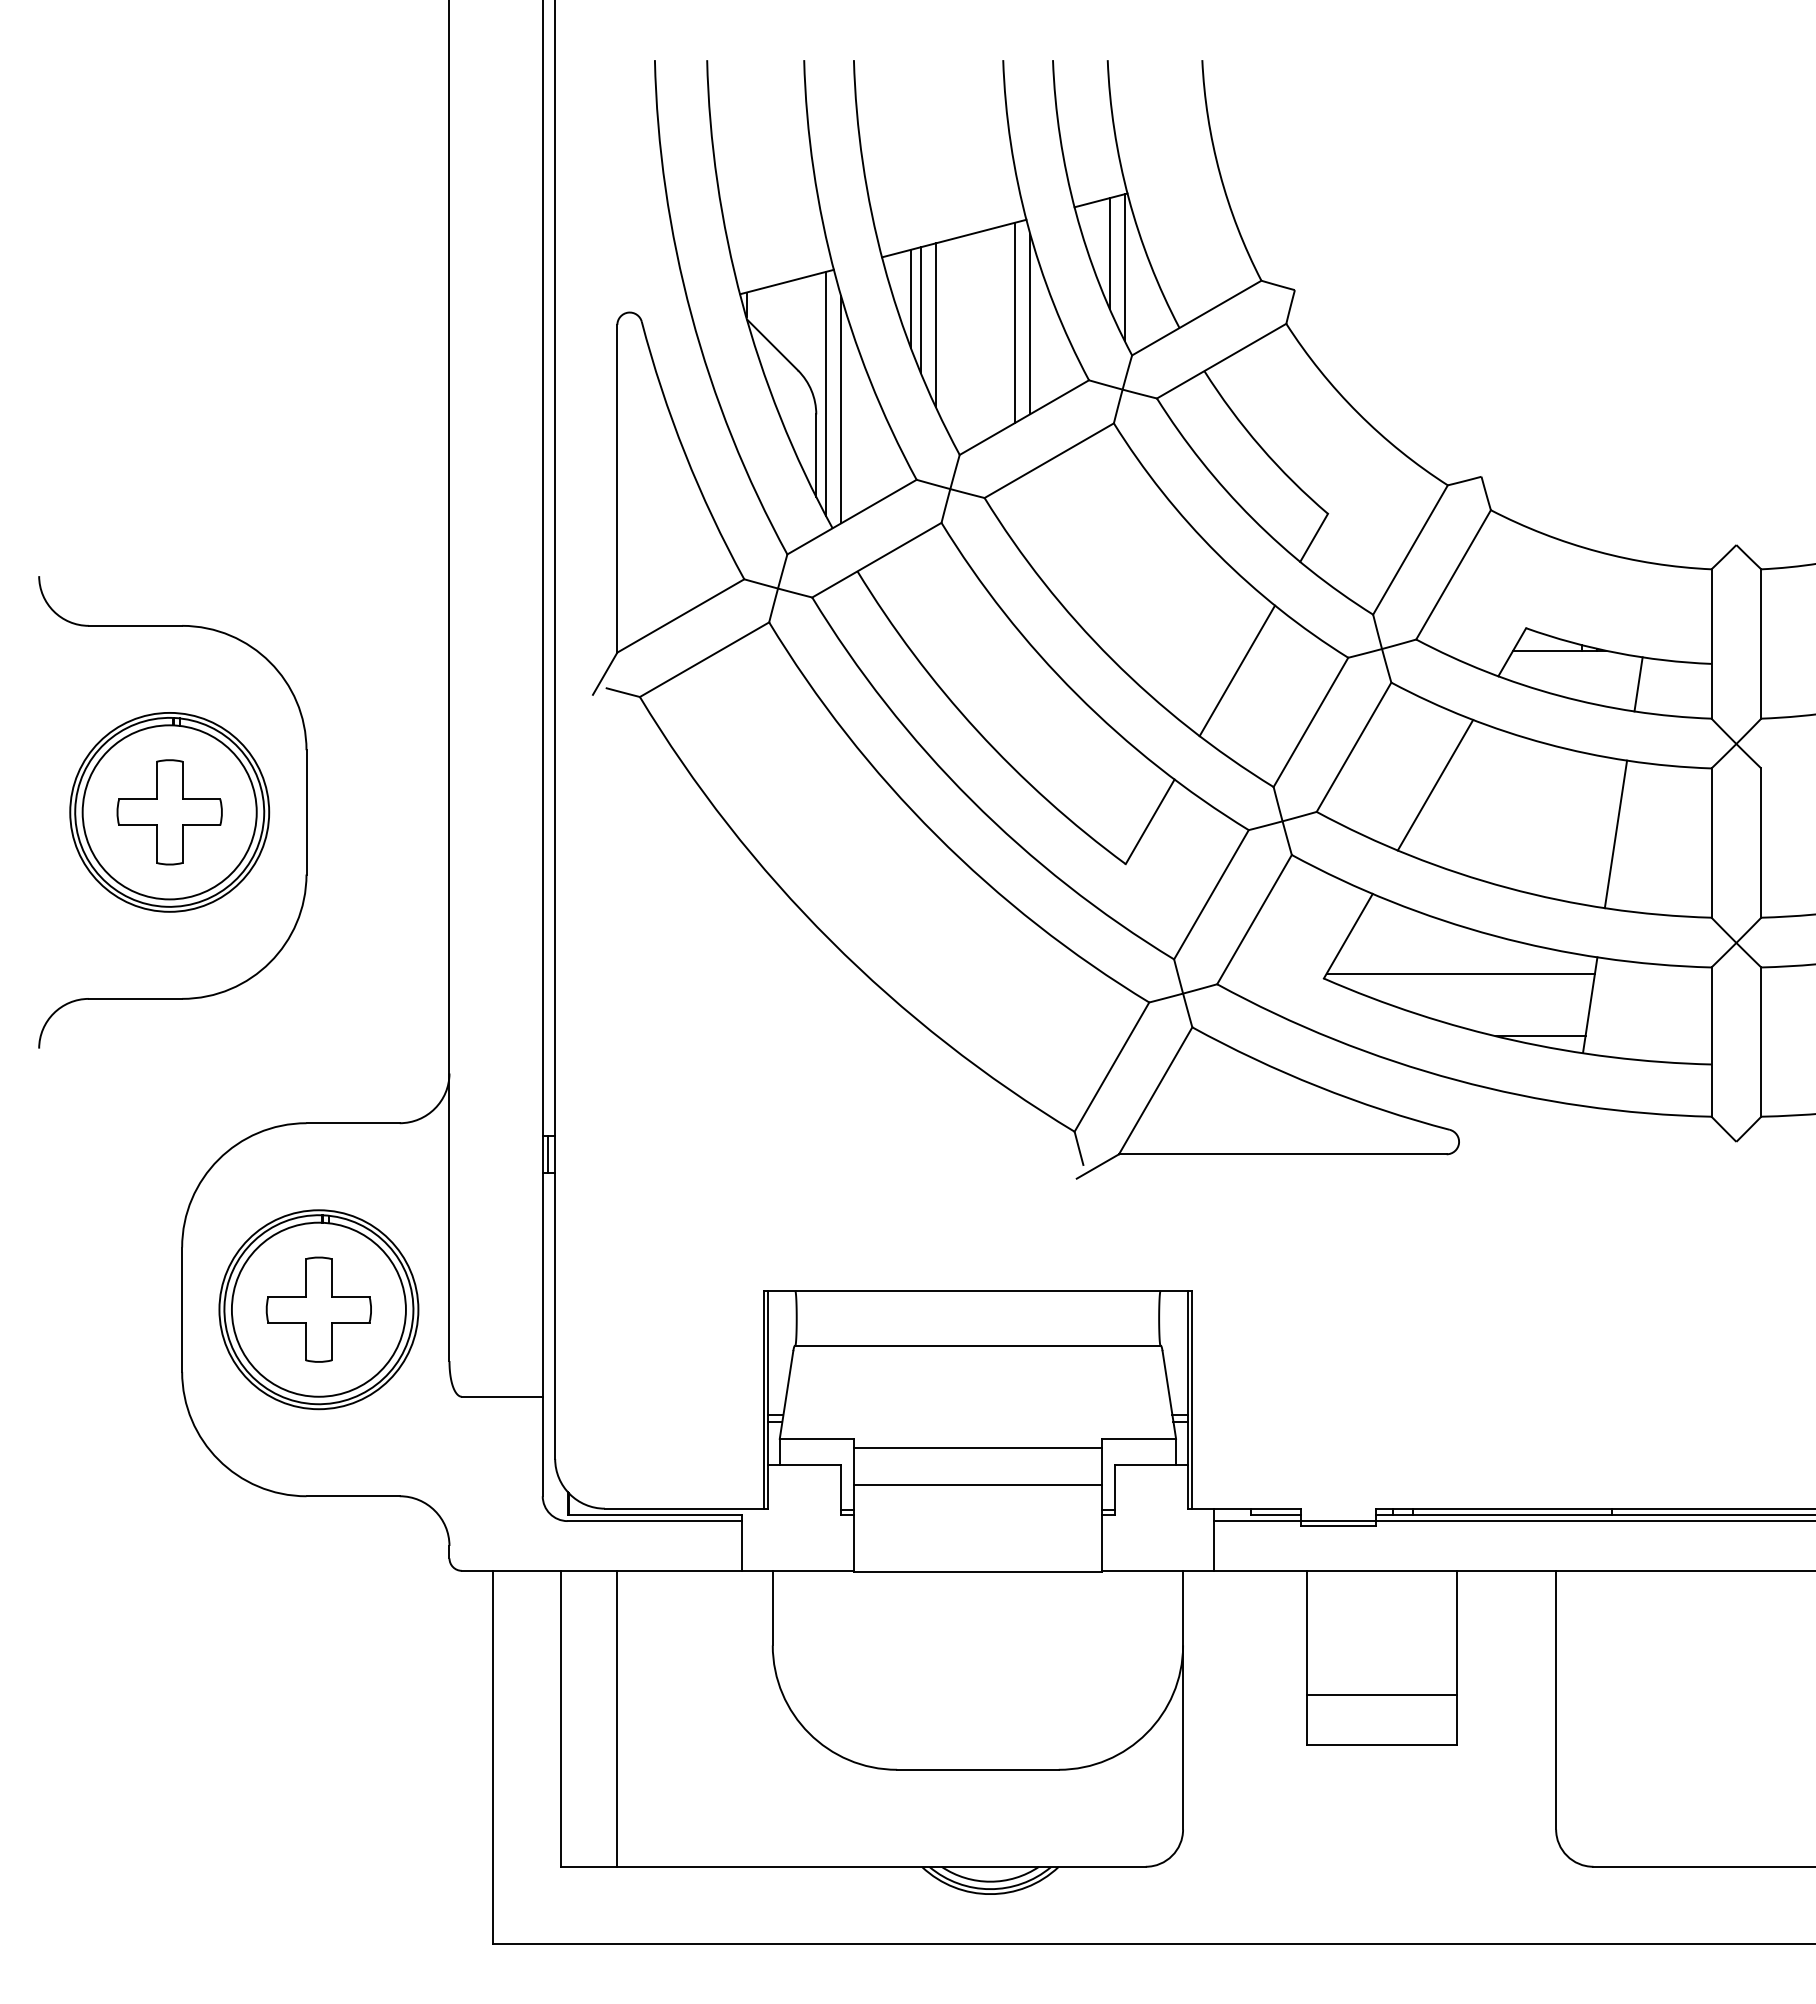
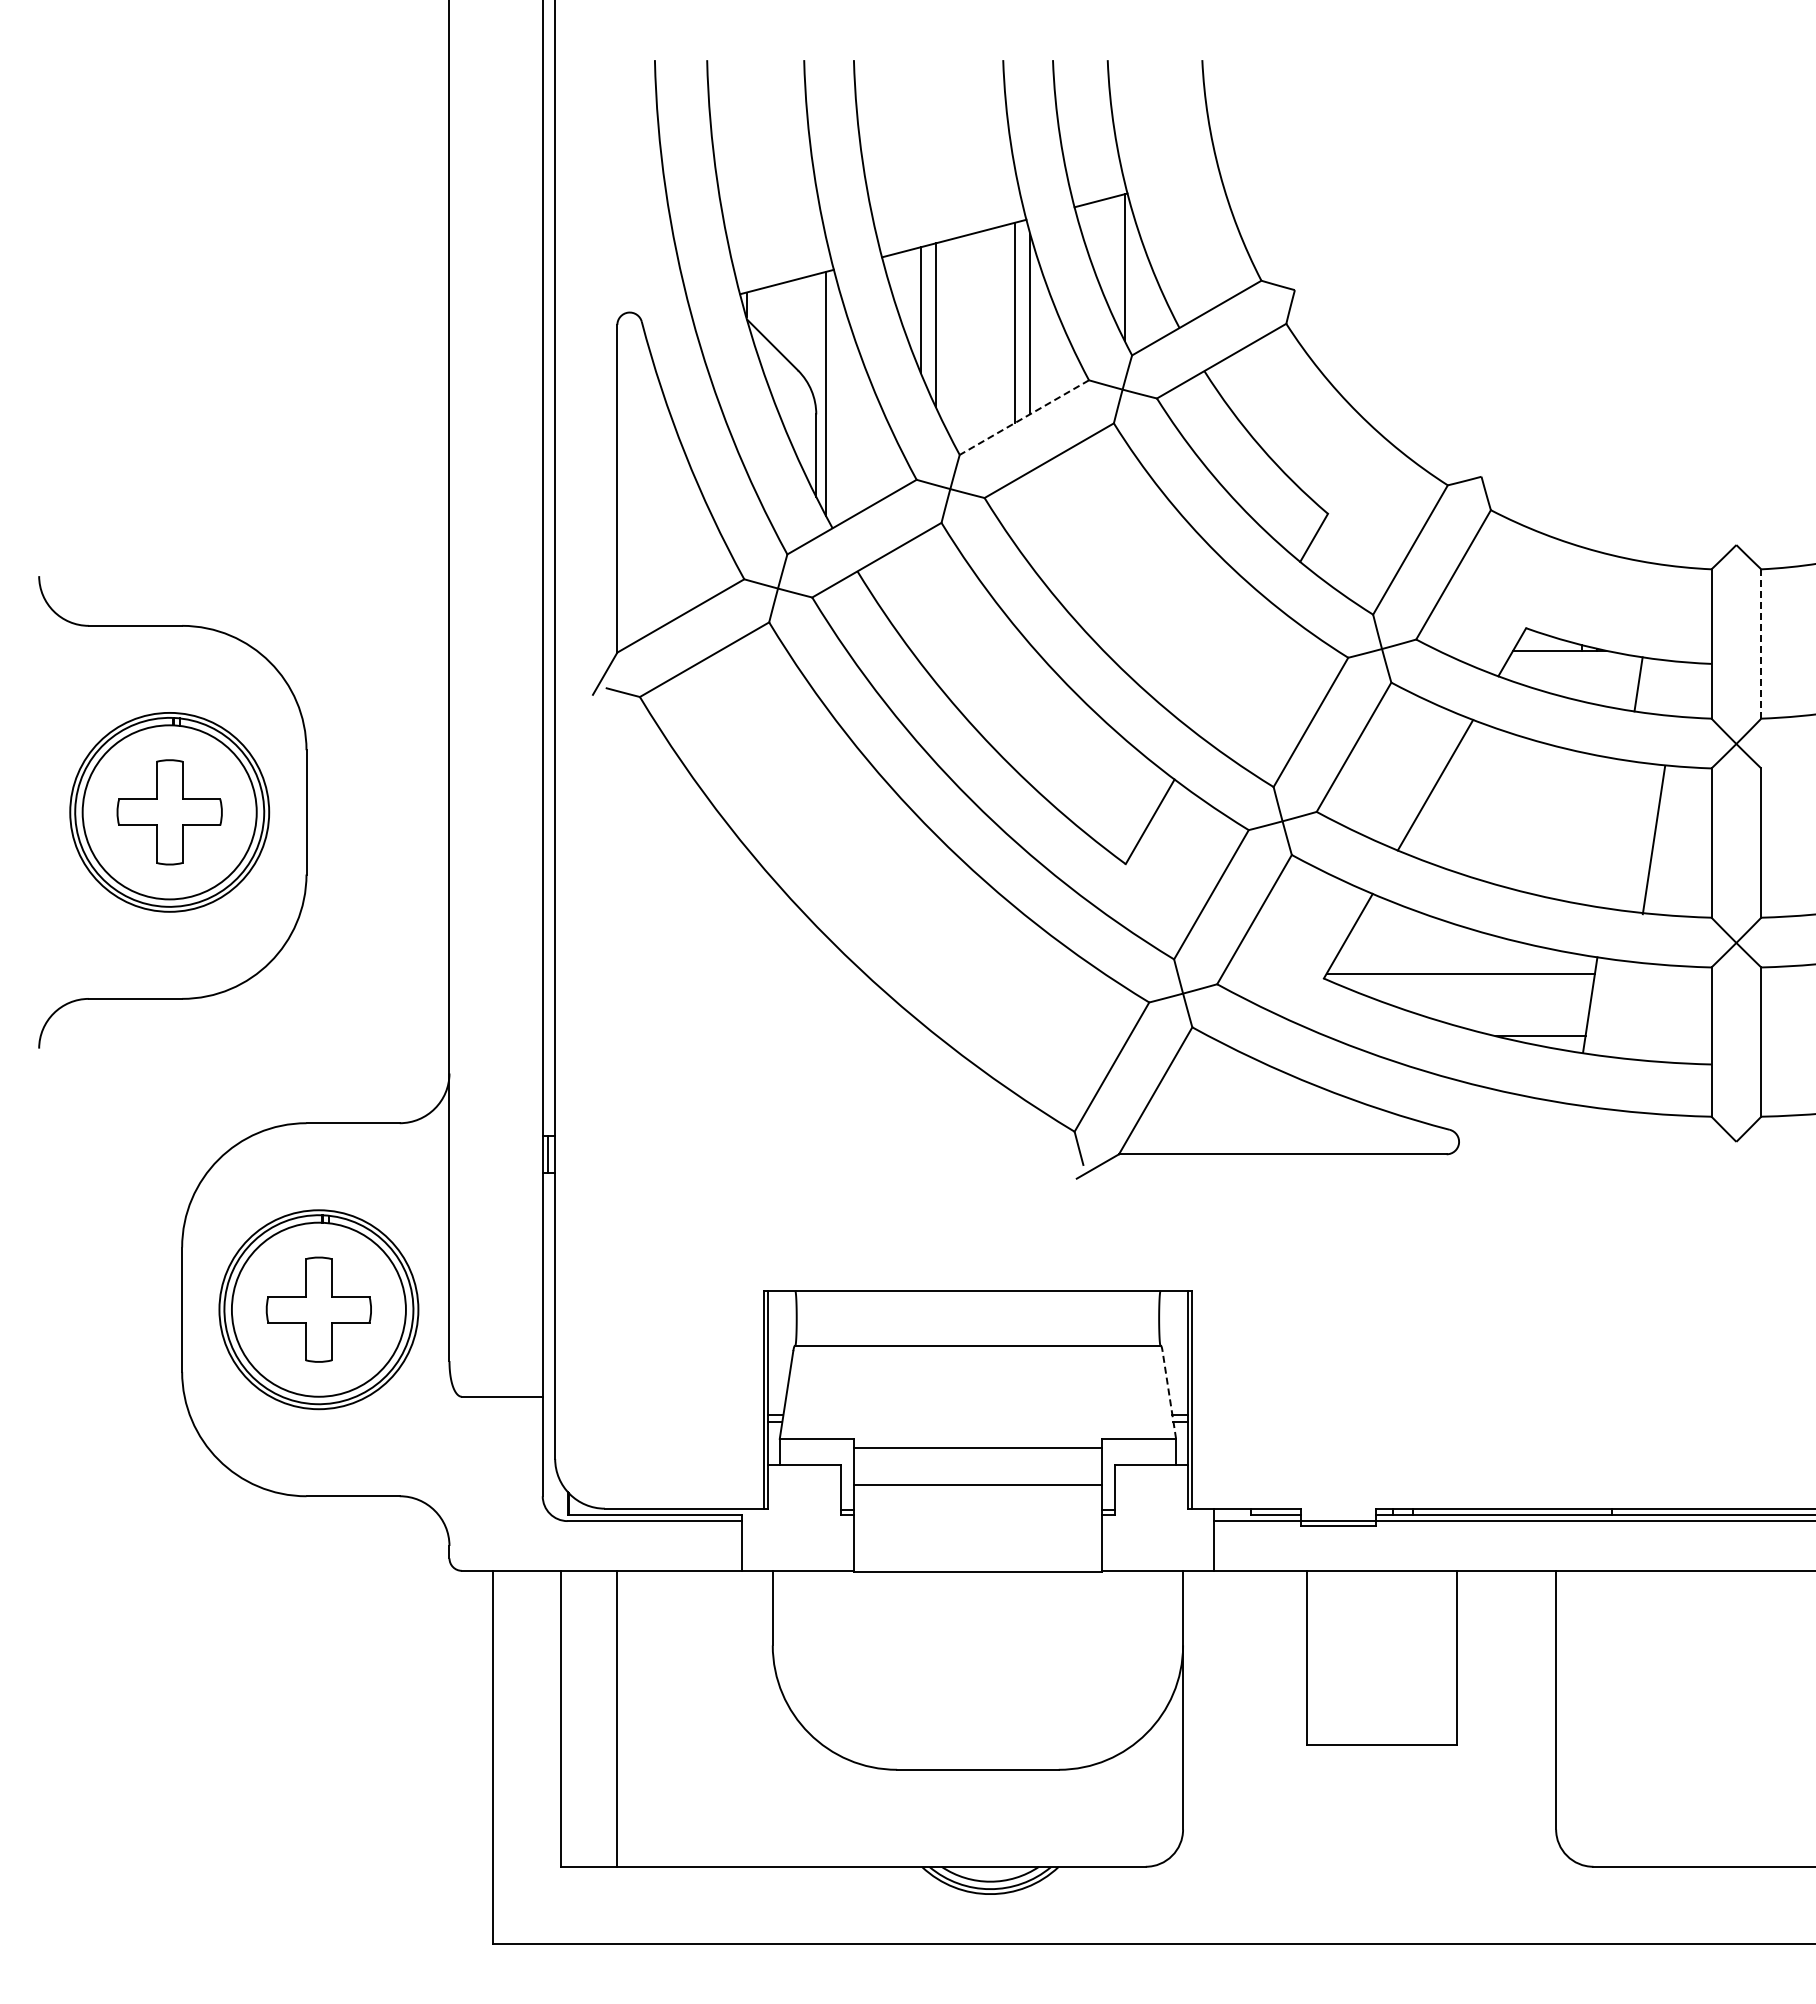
line: present -> none (1109, 253)
line: present -> none (910, 298)
line: present -> none (841, 409)
line: solid -> dashed (1024, 417)
line: solid -> dashed (1761, 644)
line: present -> none (1237, 670)
line position: (1615, 834) -> (1653, 840) (1653, 840)
line: solid -> dashed (1169, 1394)
line: present -> none (1381, 1695)
